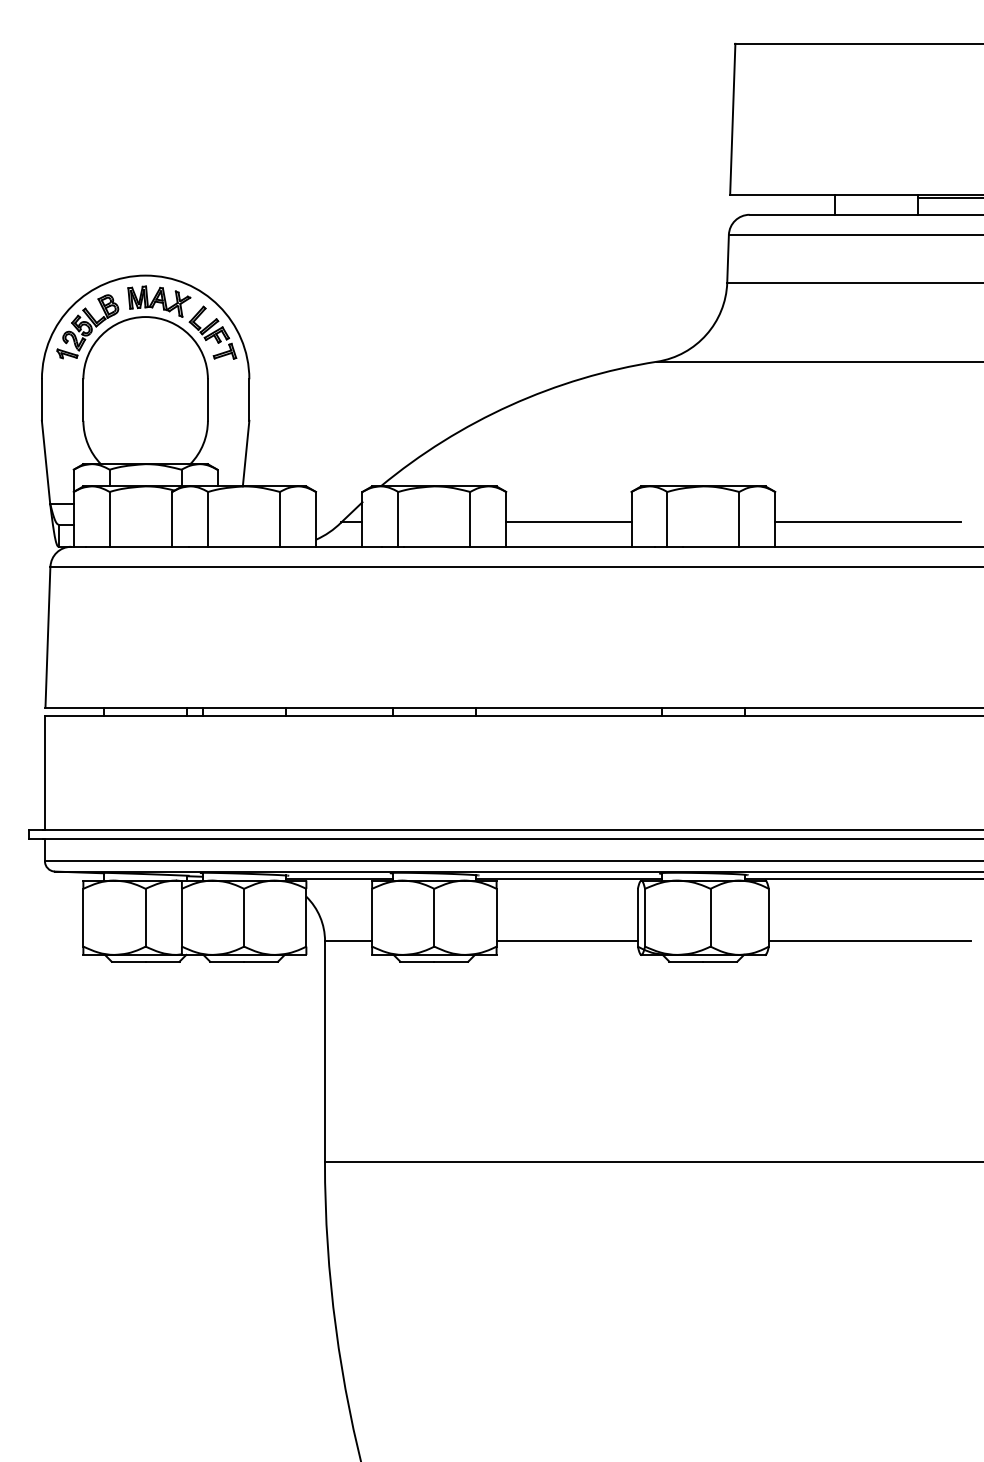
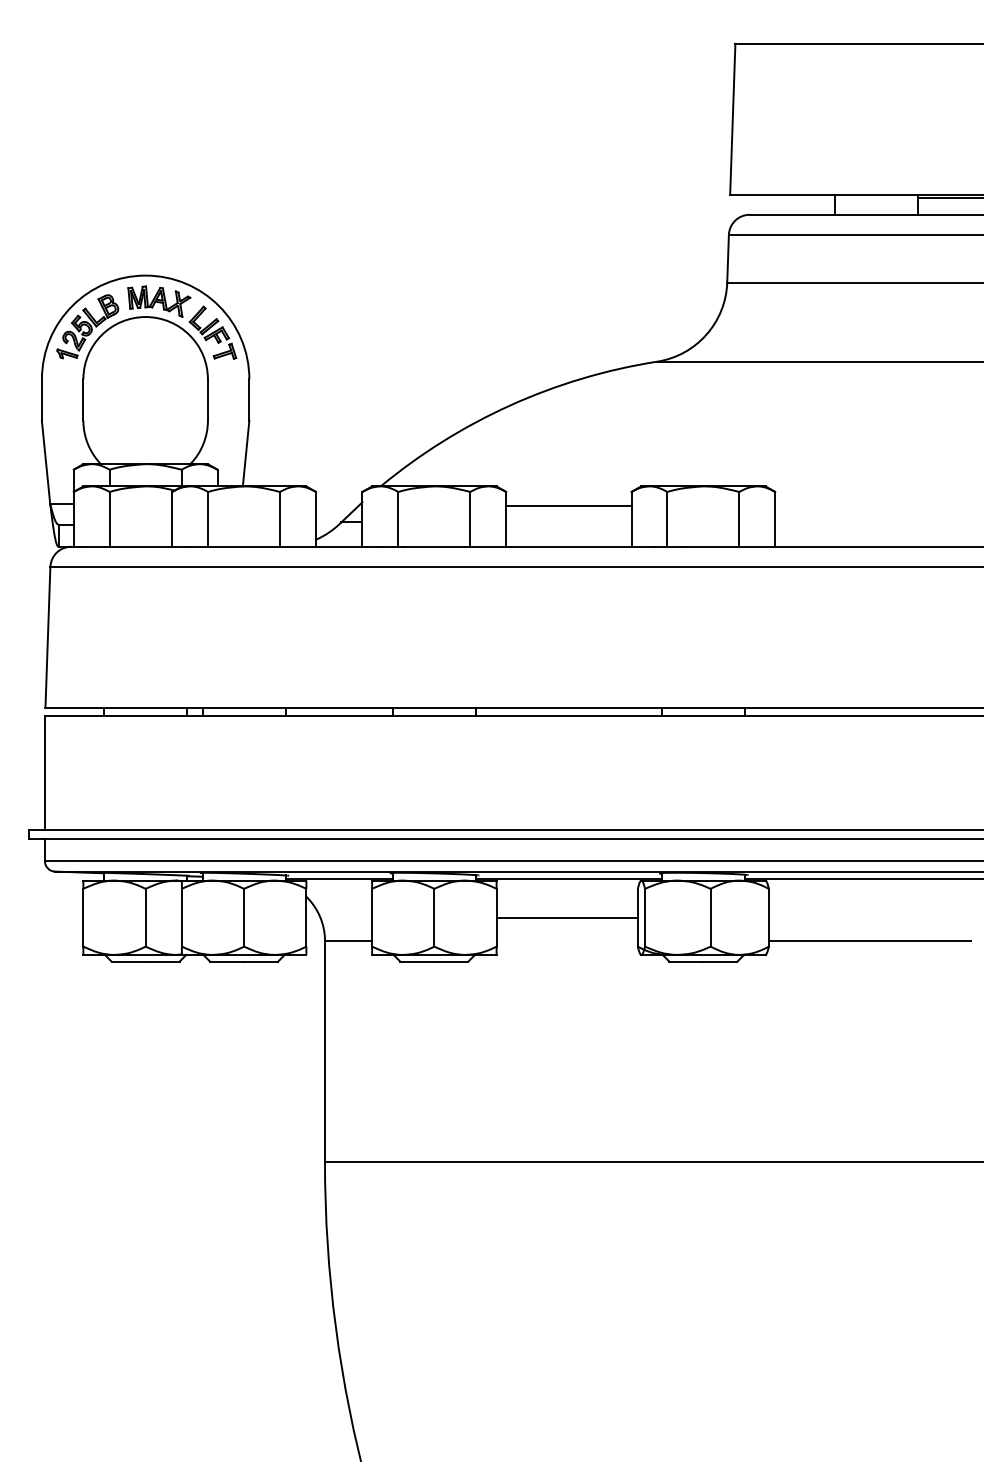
line position: (568, 522) -> (568, 506) (568, 506)
line: present -> none (867, 522)
line position: (566, 941) -> (566, 918) (566, 918)
